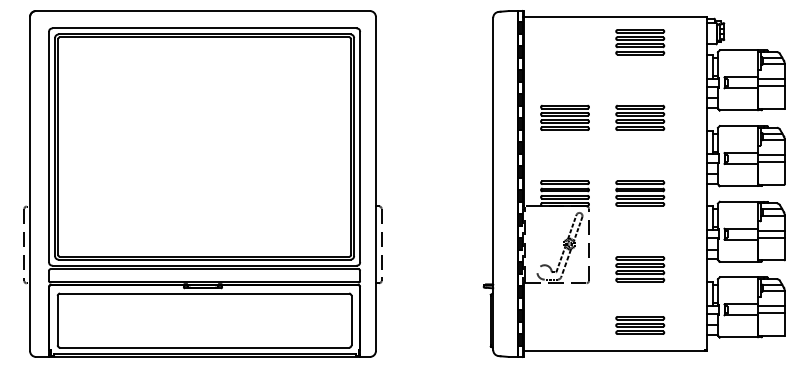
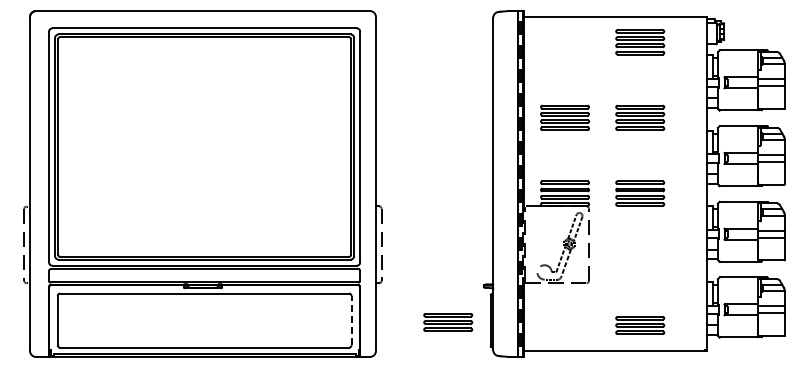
part: present -> none (640, 269)
line: solid -> dashed (351, 320)
part: none -> present (448, 322)
